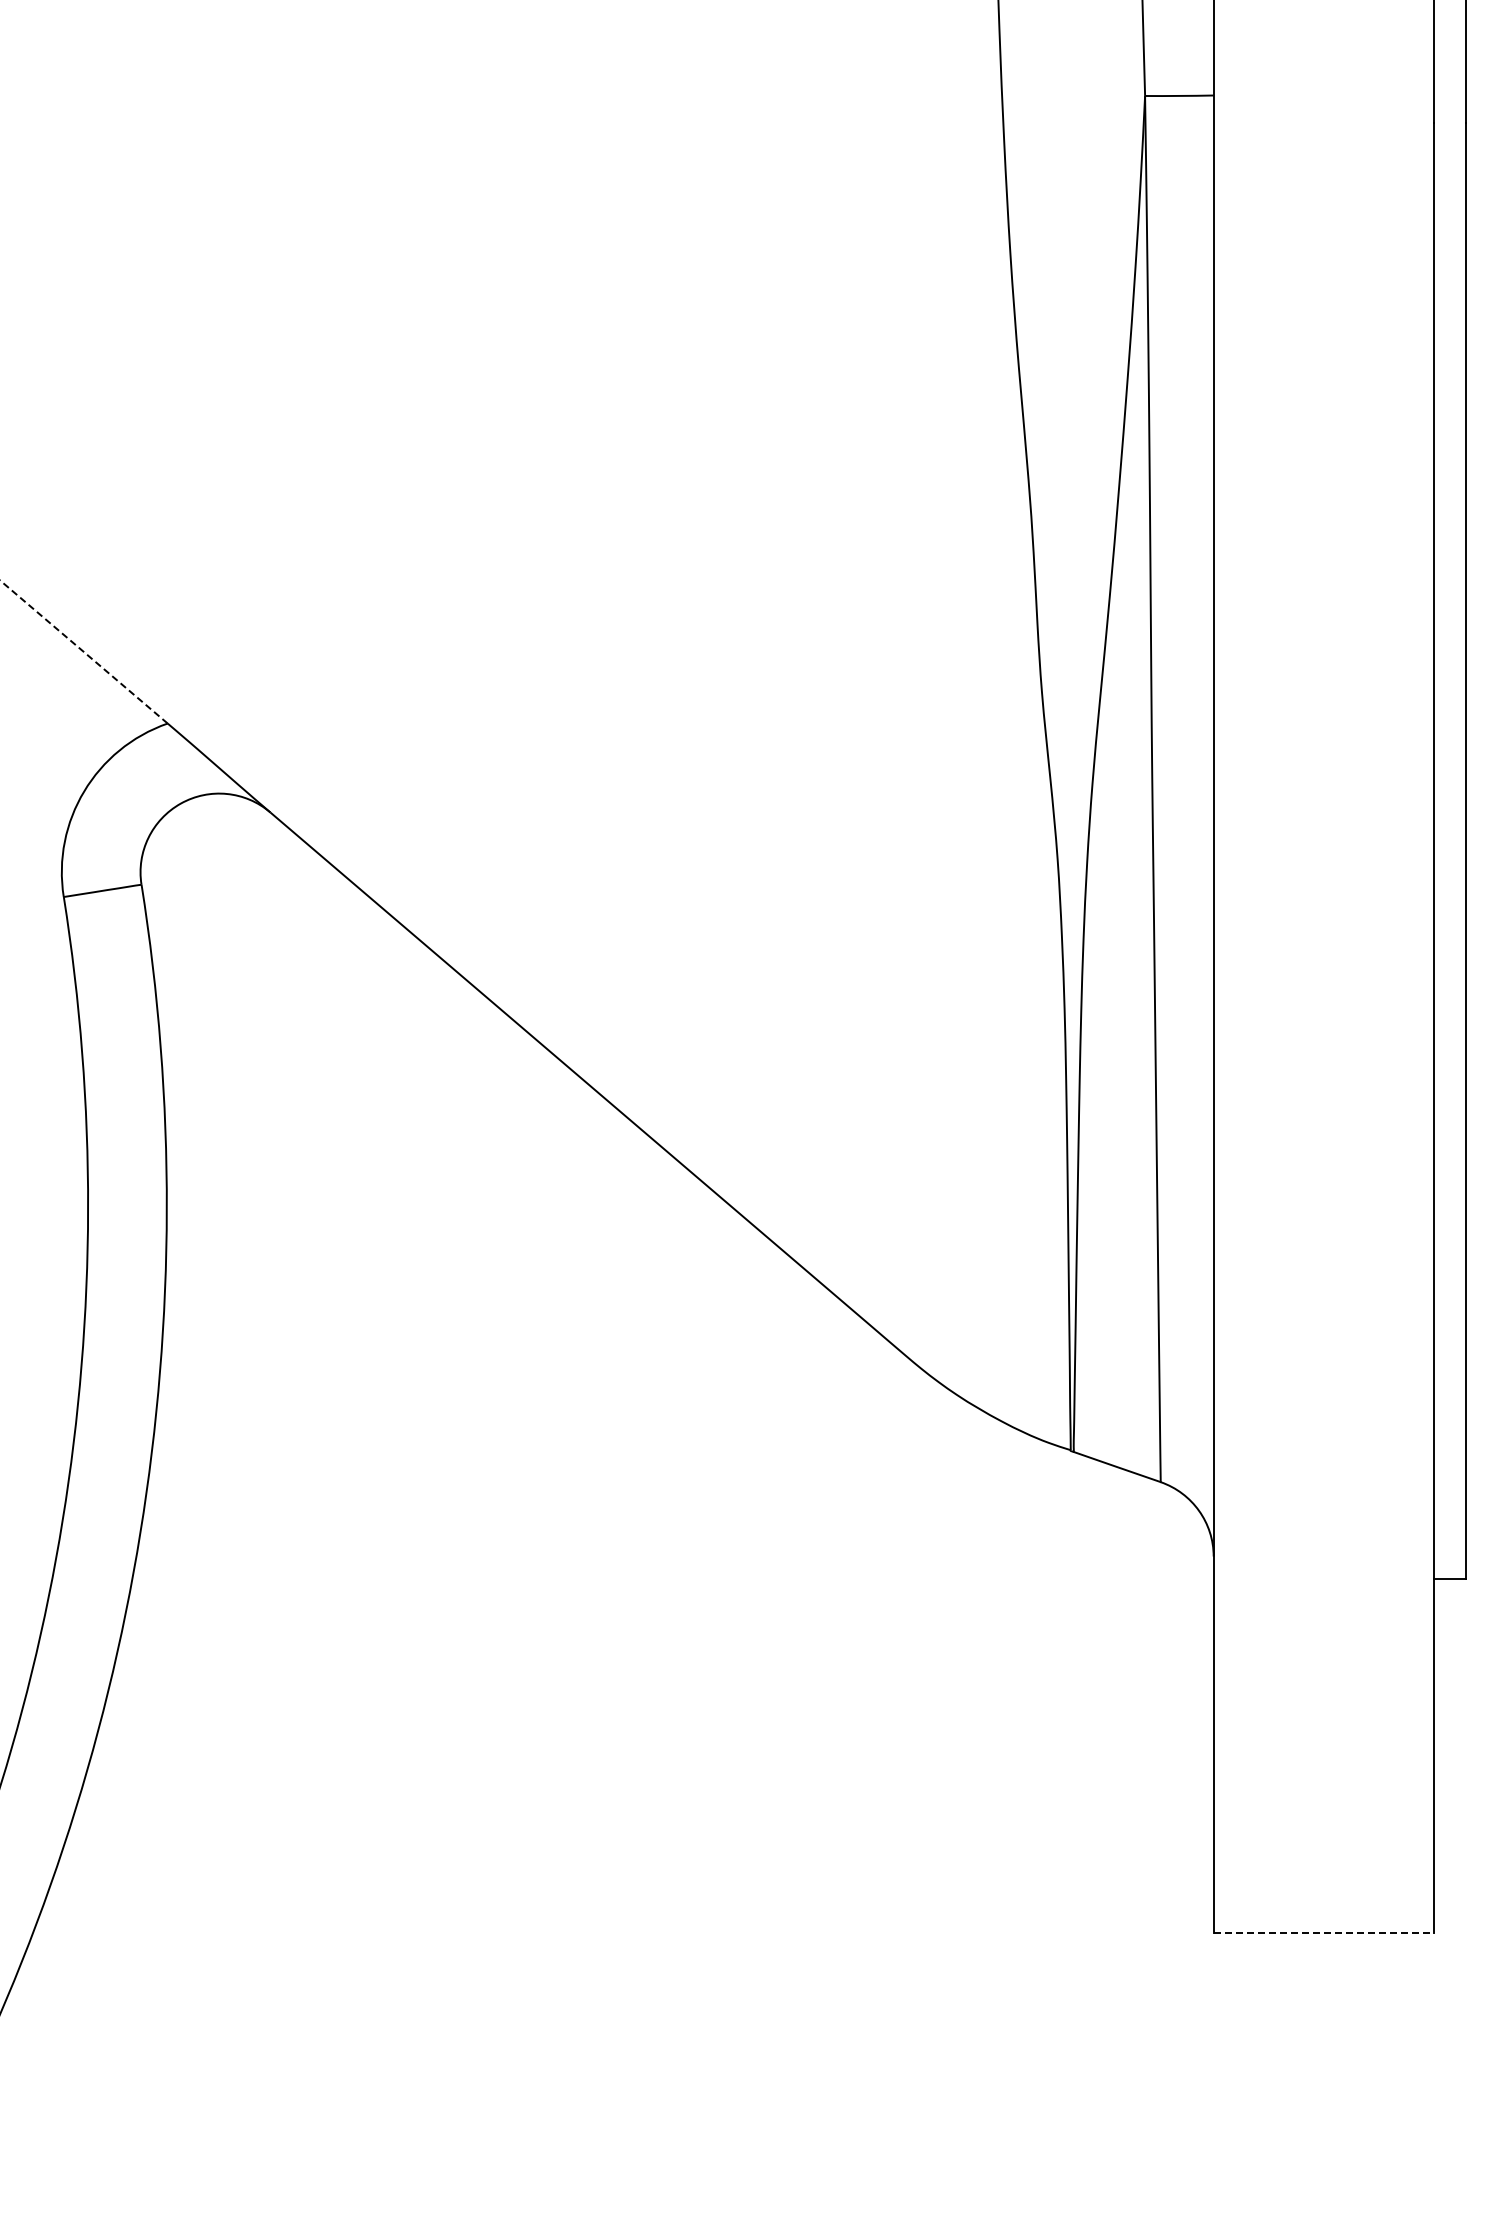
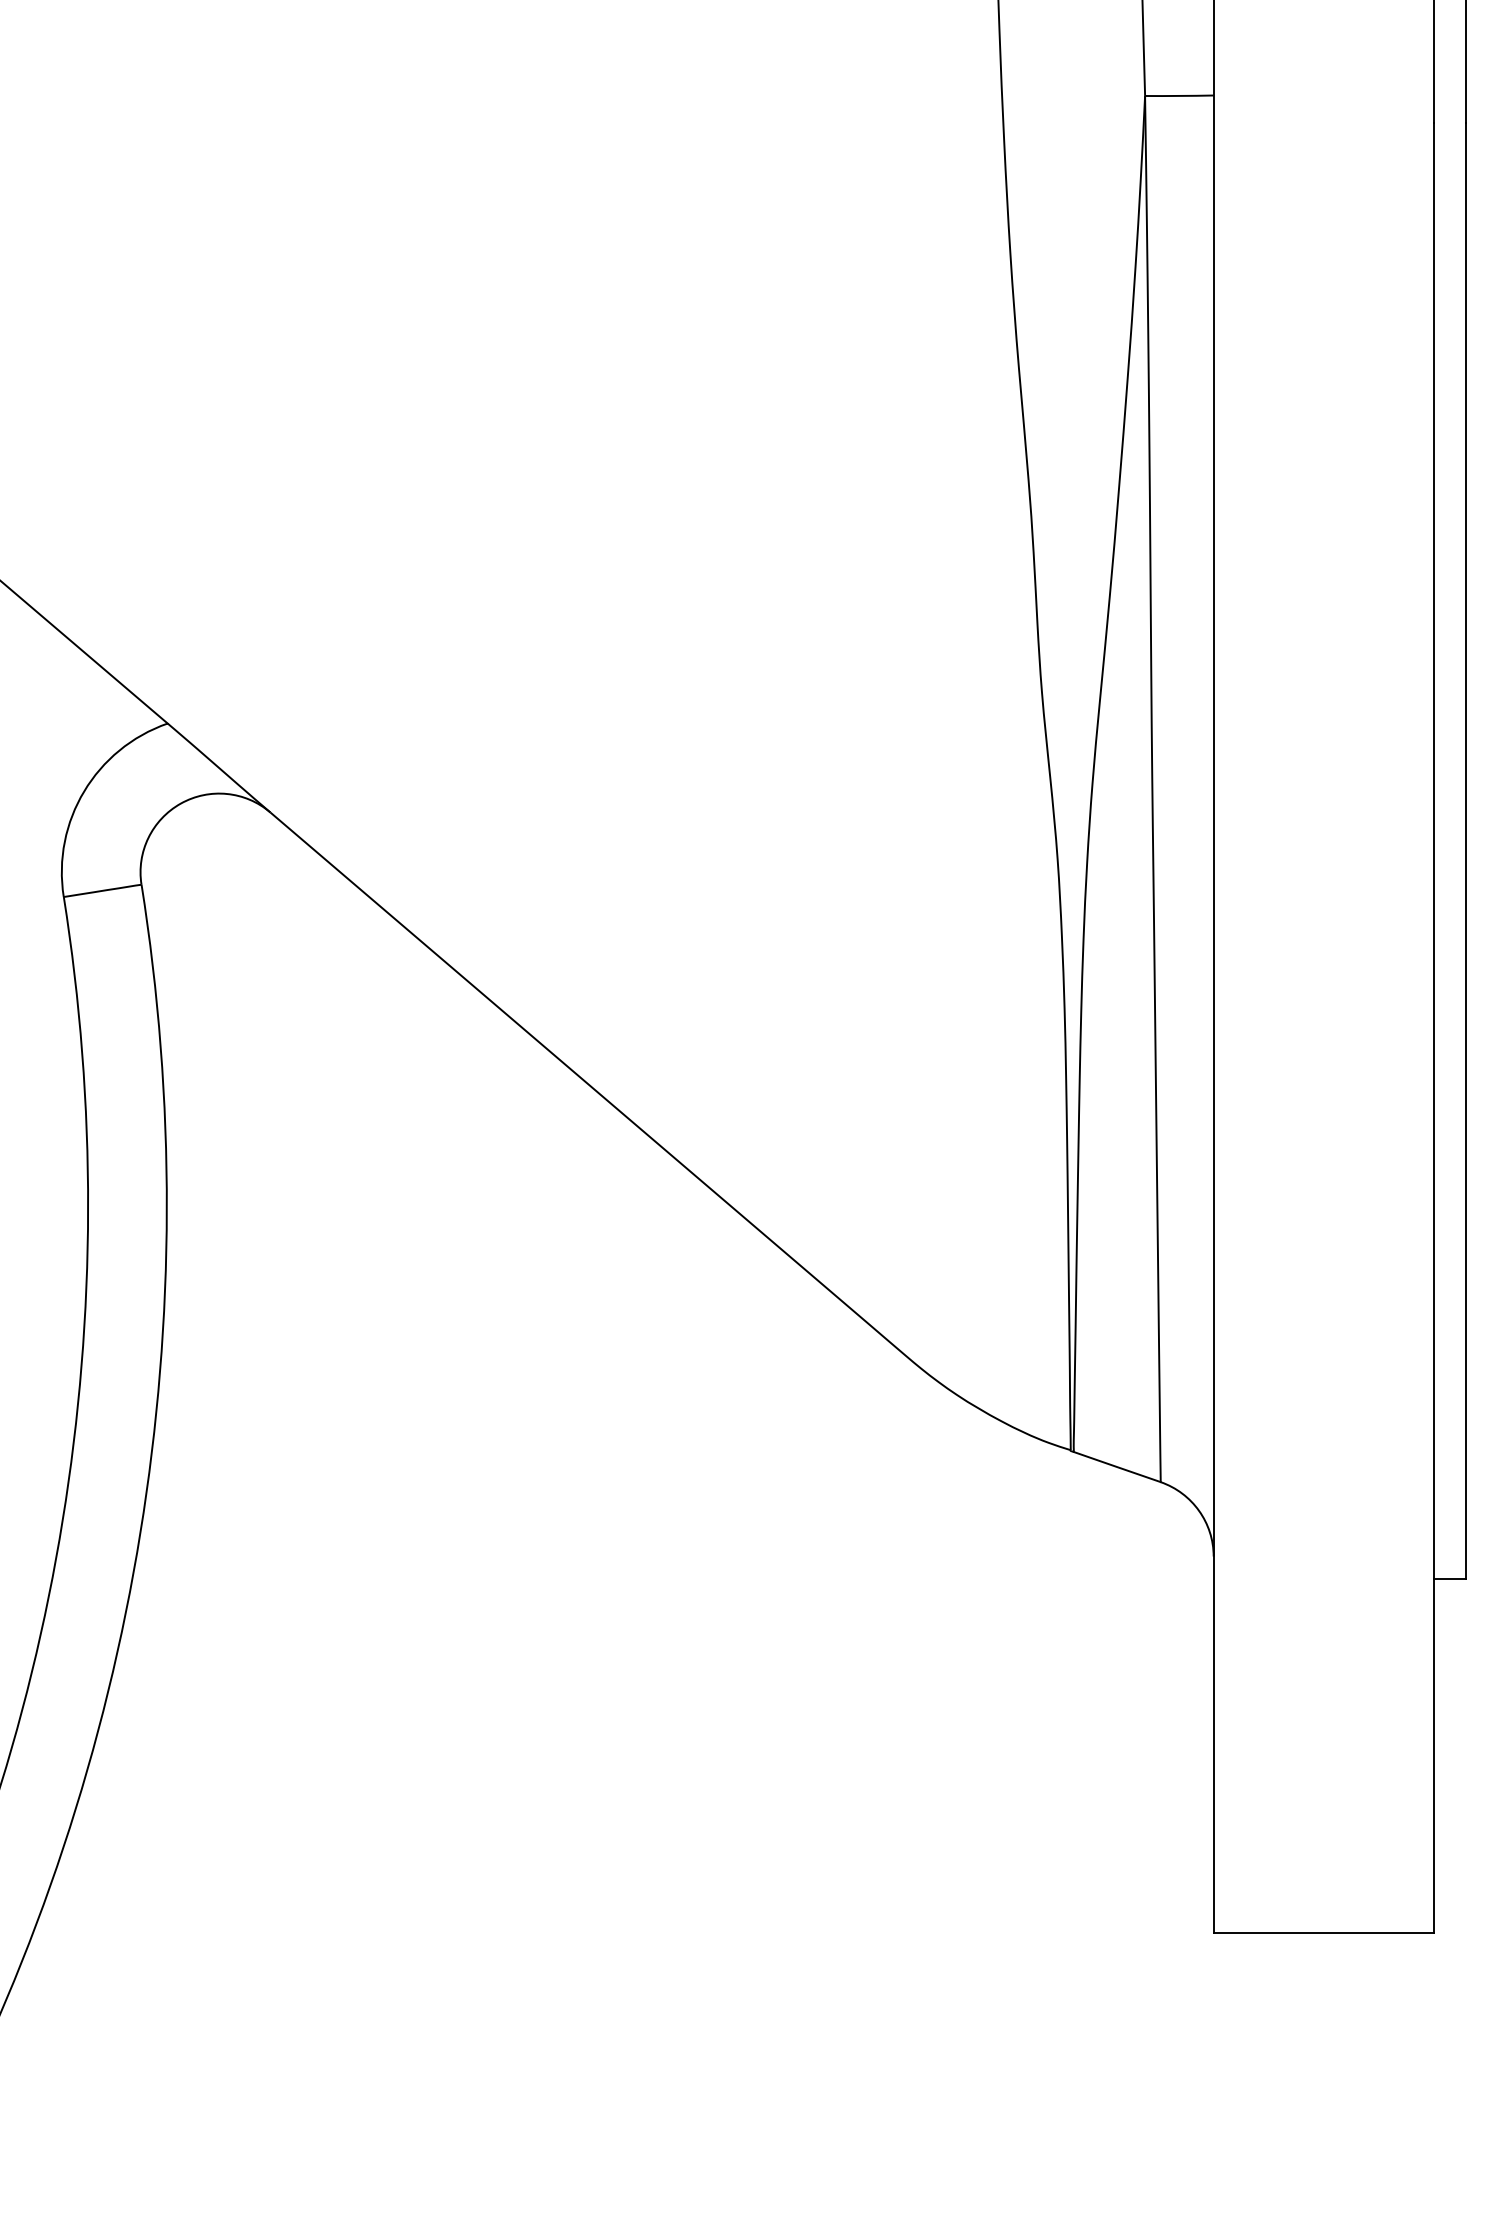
line: dashed -> solid (83, 651)
line: dashed -> solid (1324, 1933)
